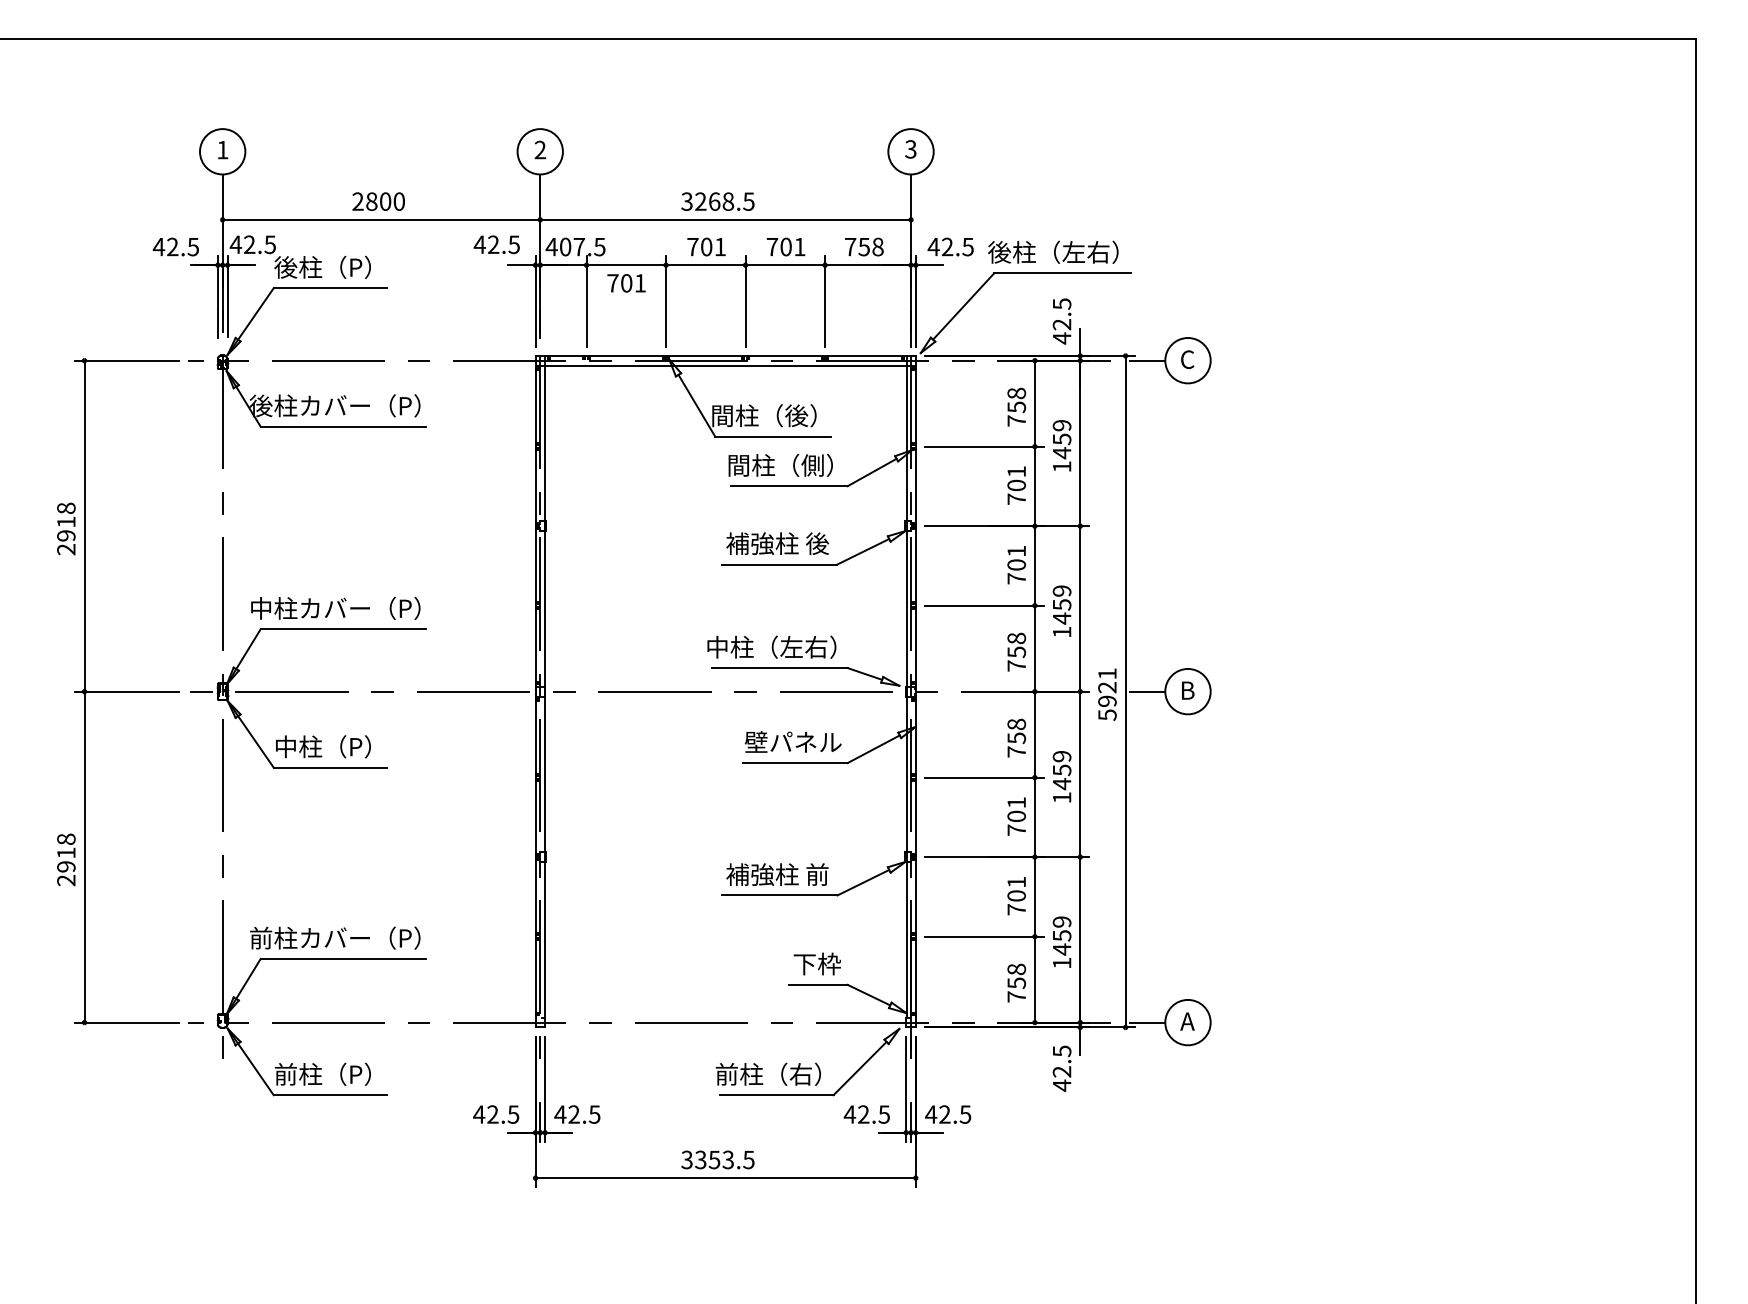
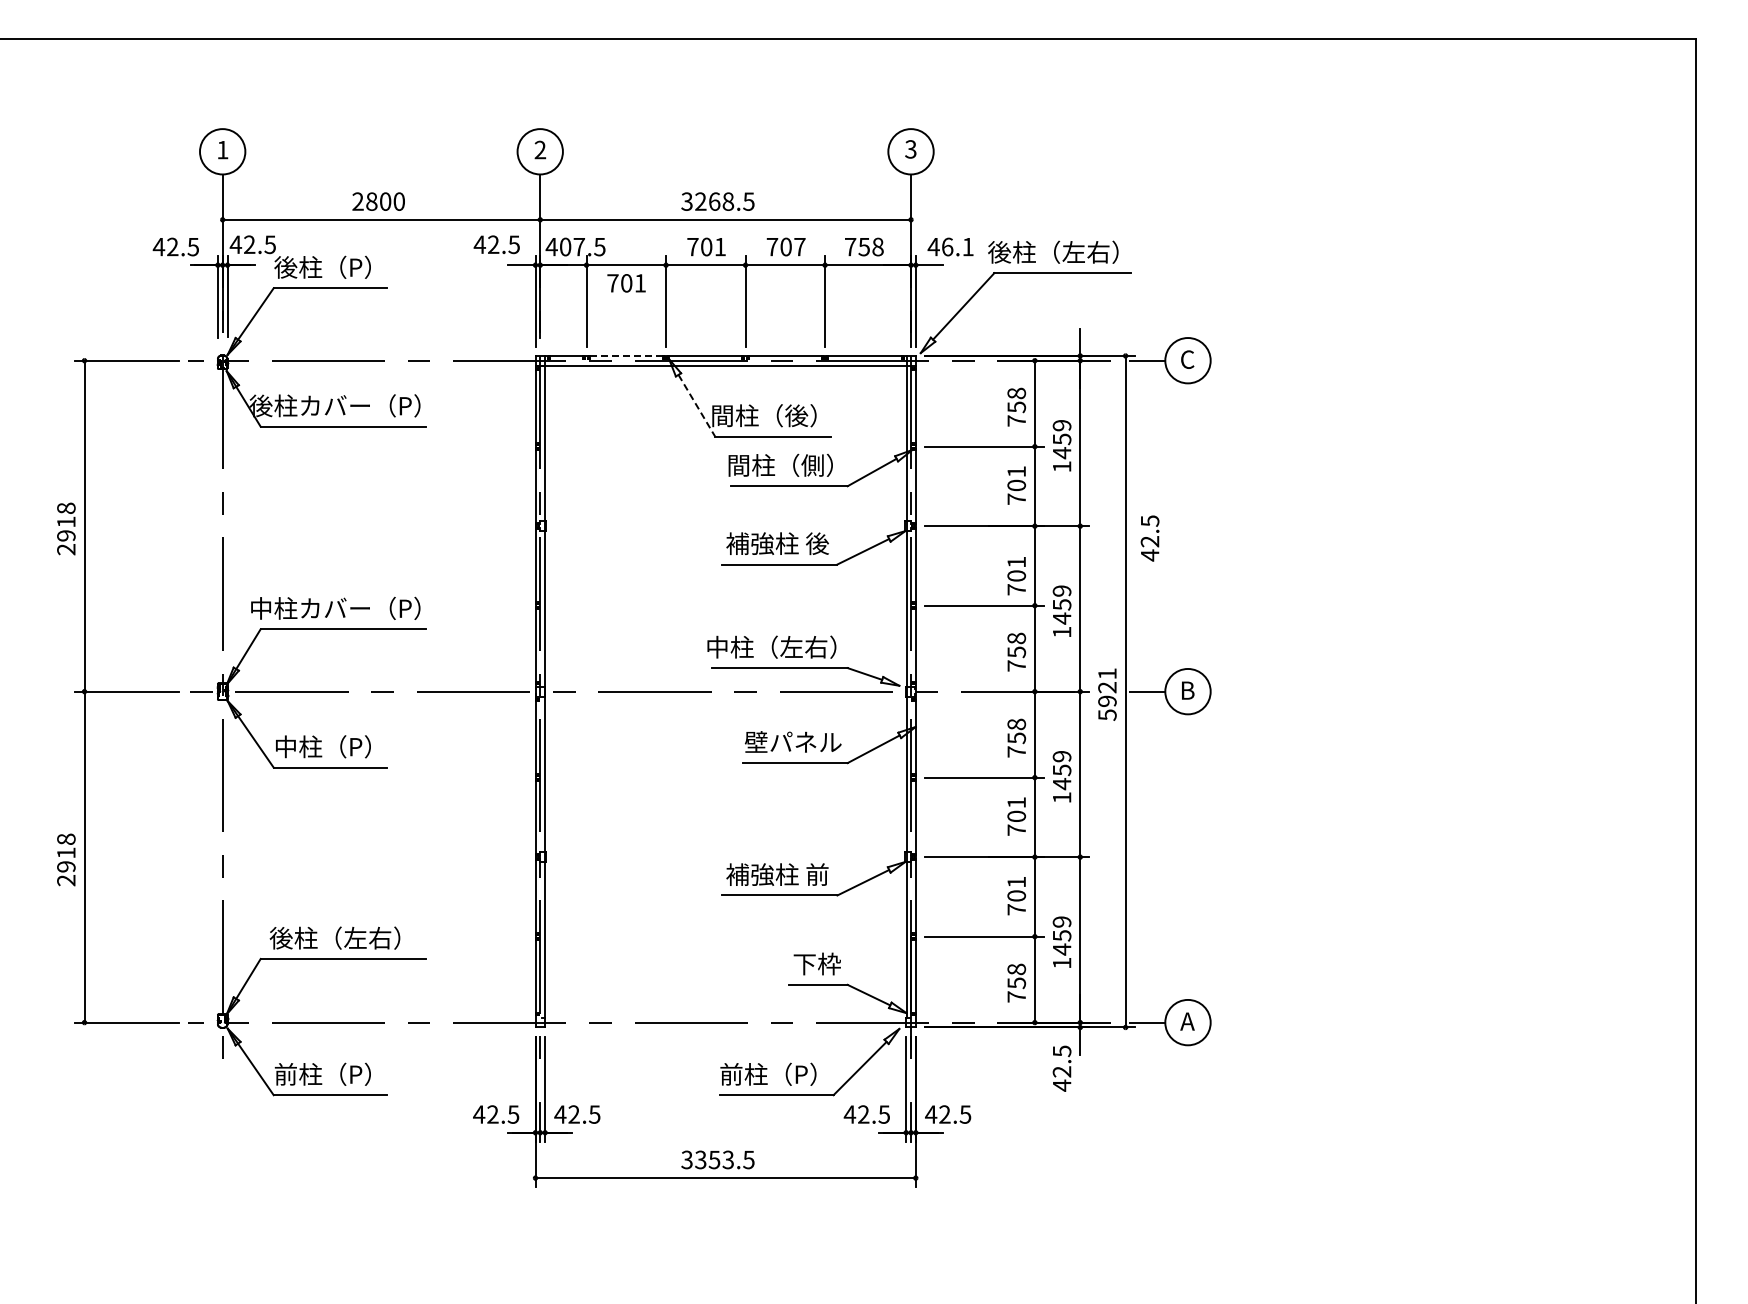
text: 42.5 -> 46.1 (957, 246)
text: 701 -> 707 (799, 247)
text position: (1061, 321) -> (1149, 538) (1149, 538)
line: solid -> dashed (626, 355)
line: solid -> dashed (696, 405)
text position: (1016, 565) -> (1016, 576) (1016, 576)
text: 前柱カバー（P） -> 後柱（左右） (335, 937)
text: 前柱（右） -> 前柱（P） (767, 1073)
